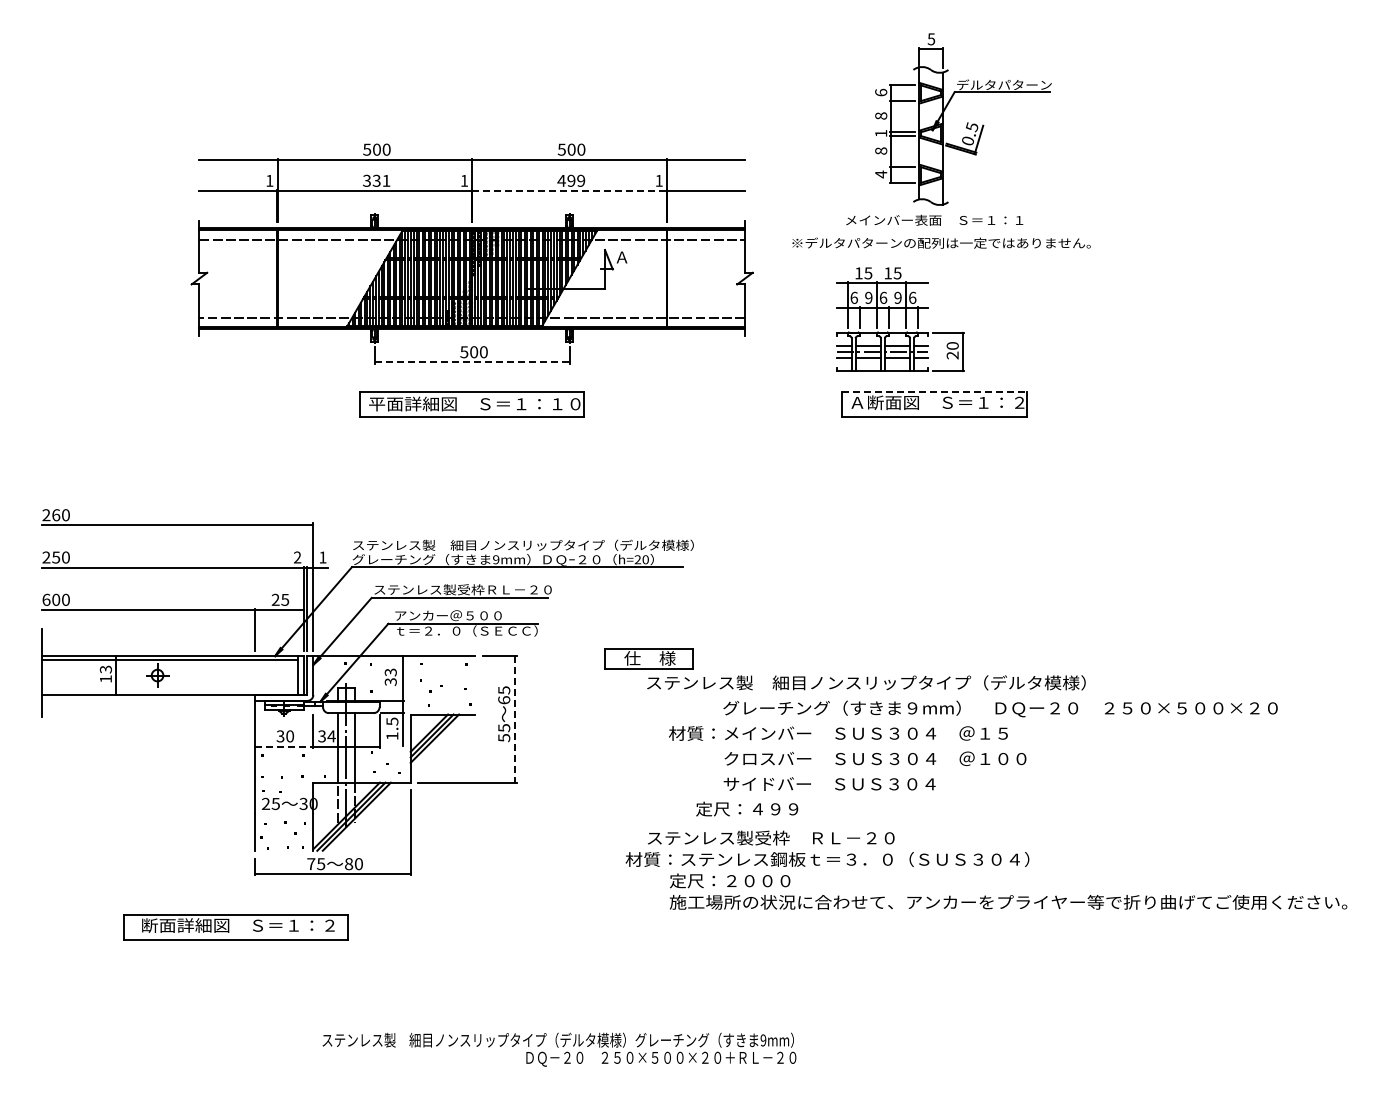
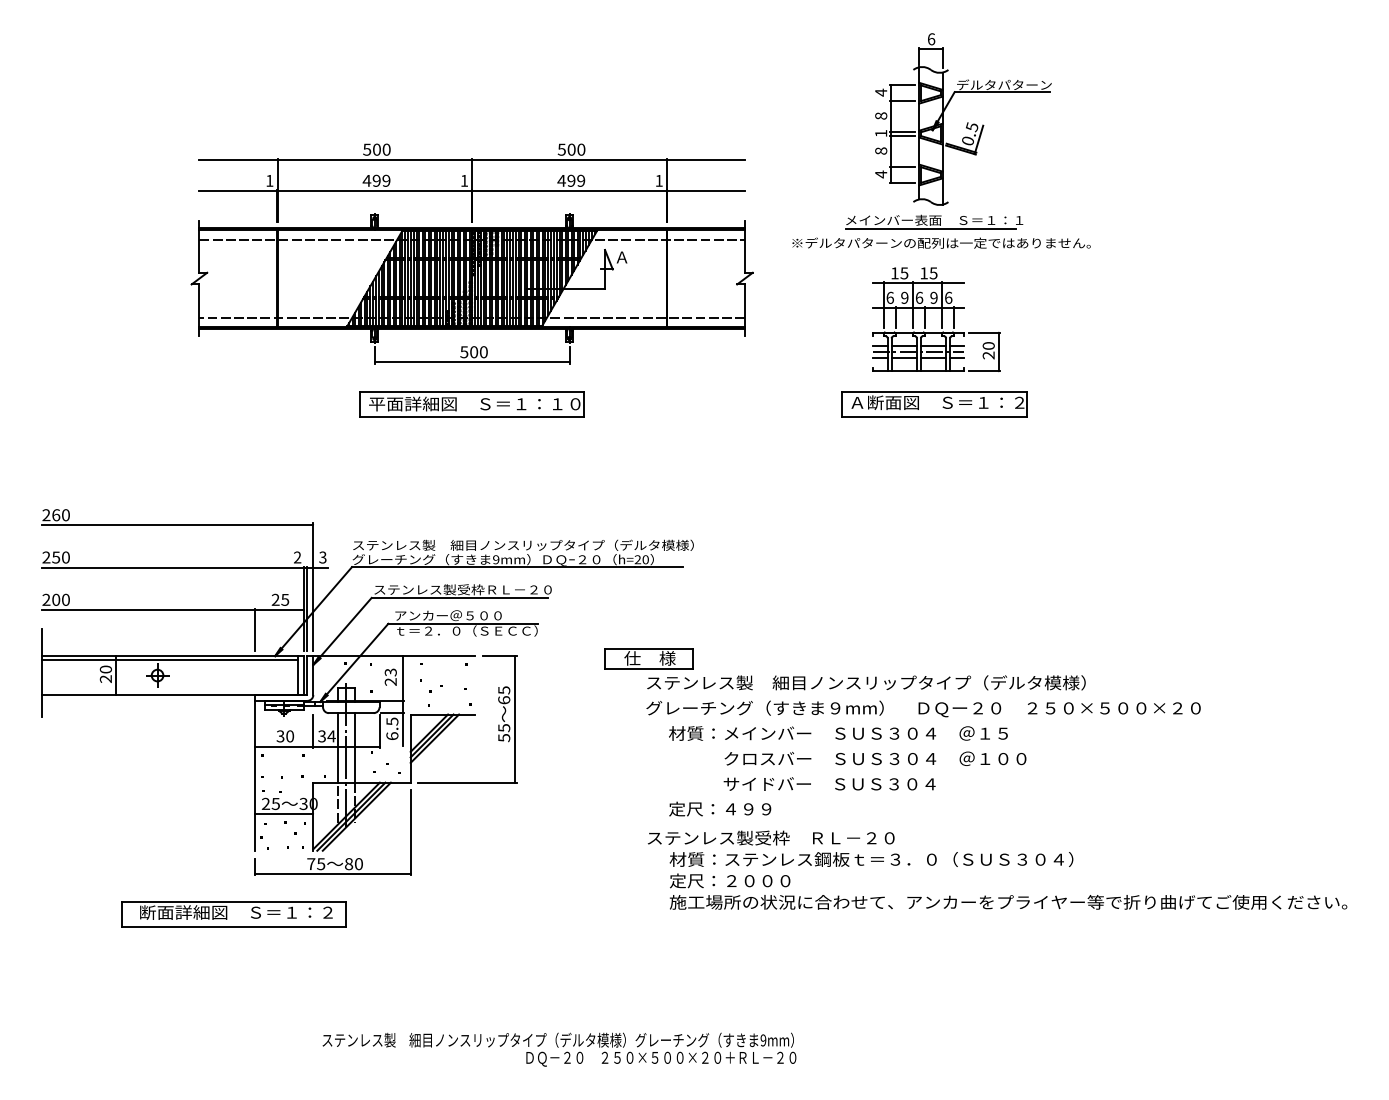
text: 5 -> 6 (931, 39)
text: 6 -> 4 (881, 92)
text: 331 -> 499 (376, 180)
line: dashed -> solid (570, 191)
line: none -> present (930, 229)
part position: (900, 319) -> (936, 319) (936, 319)
line: dashed -> solid (472, 362)
line: dashed -> solid (935, 391)
text: 1 -> 3 (322, 557)
text: 600 -> 200 (46, 599)
text: 13 -> 20 (105, 674)
text: 33 -> 23 (390, 681)
text position: (1000, 708) -> (923, 708) (923, 708)
line: dashed -> solid (515, 719)
text: 1.5 -> 6.5 (392, 735)
line: dashed -> solid (284, 746)
text position: (747, 808) -> (720, 808) (720, 808)
line: none -> present (283, 813)
text position: (827, 859) -> (871, 859) (871, 859)
part position: (235, 927) -> (233, 914) (233, 914)
